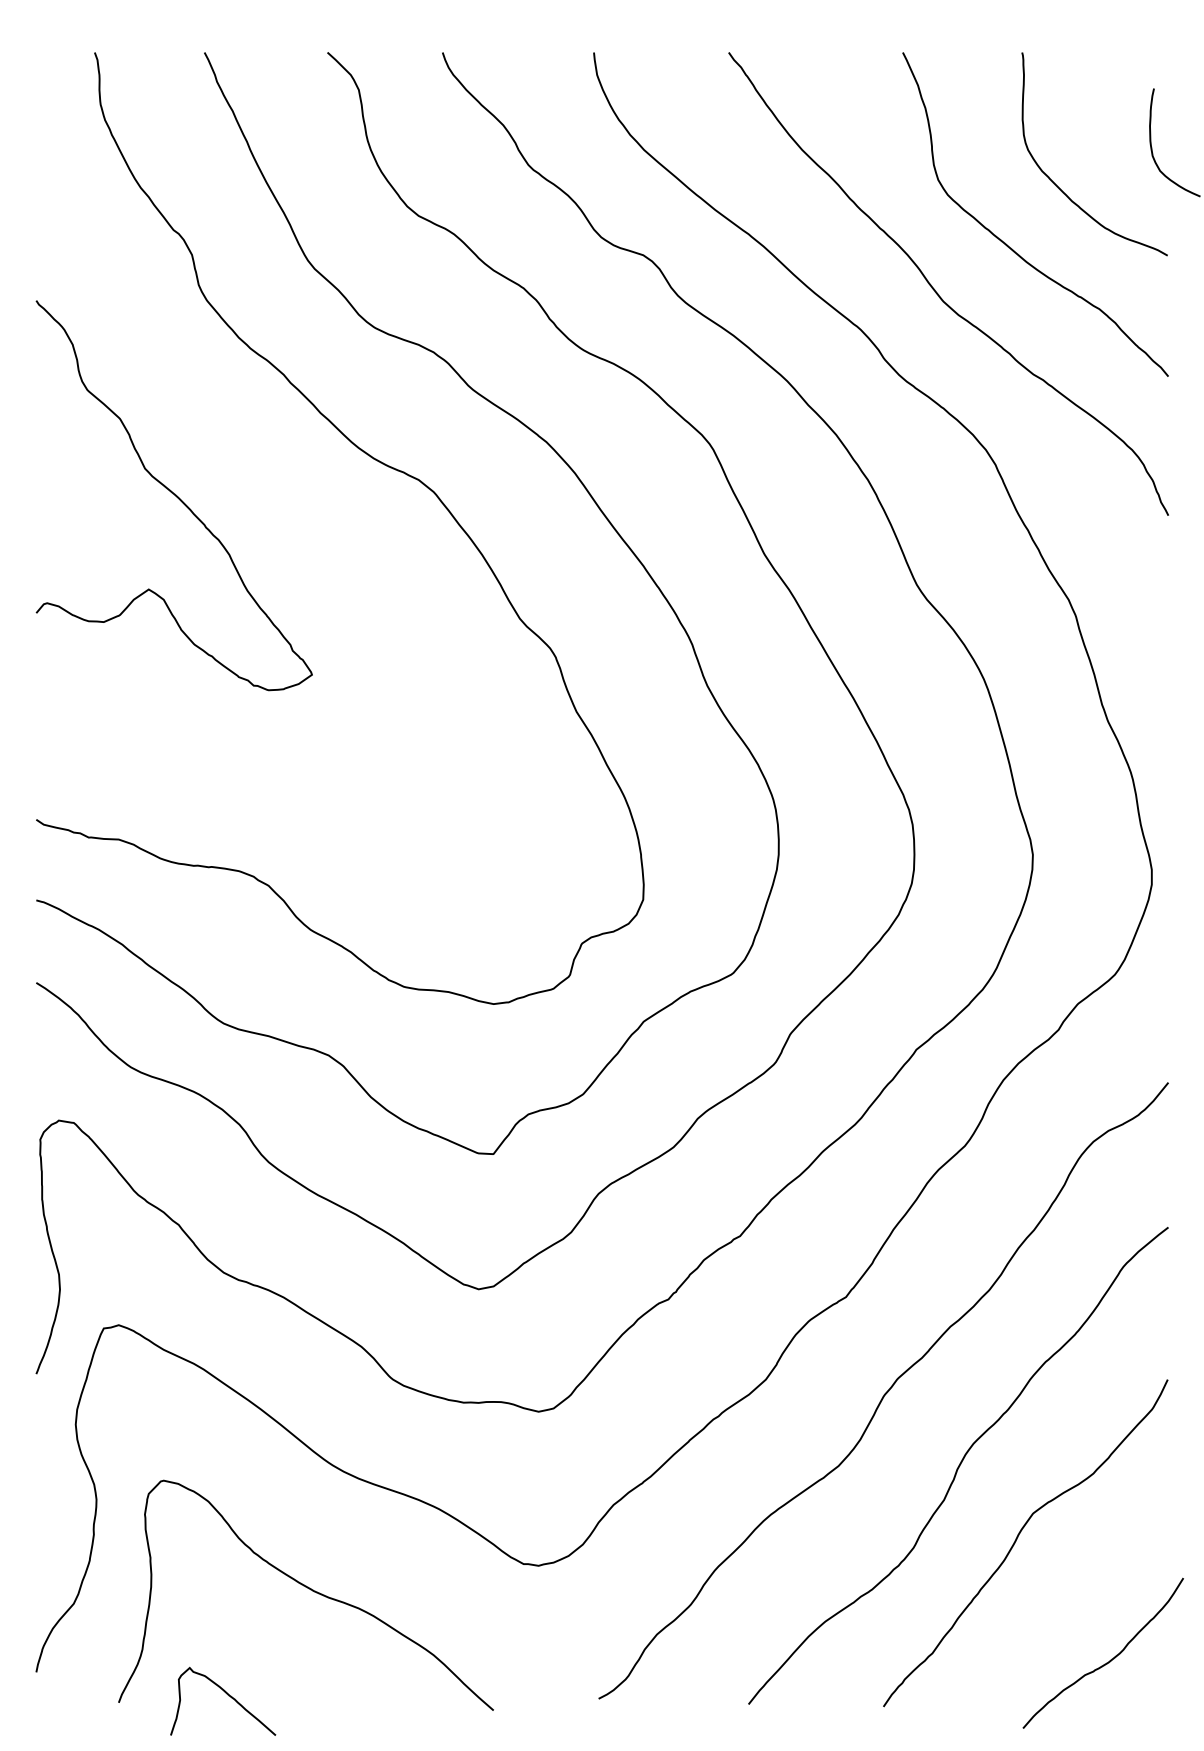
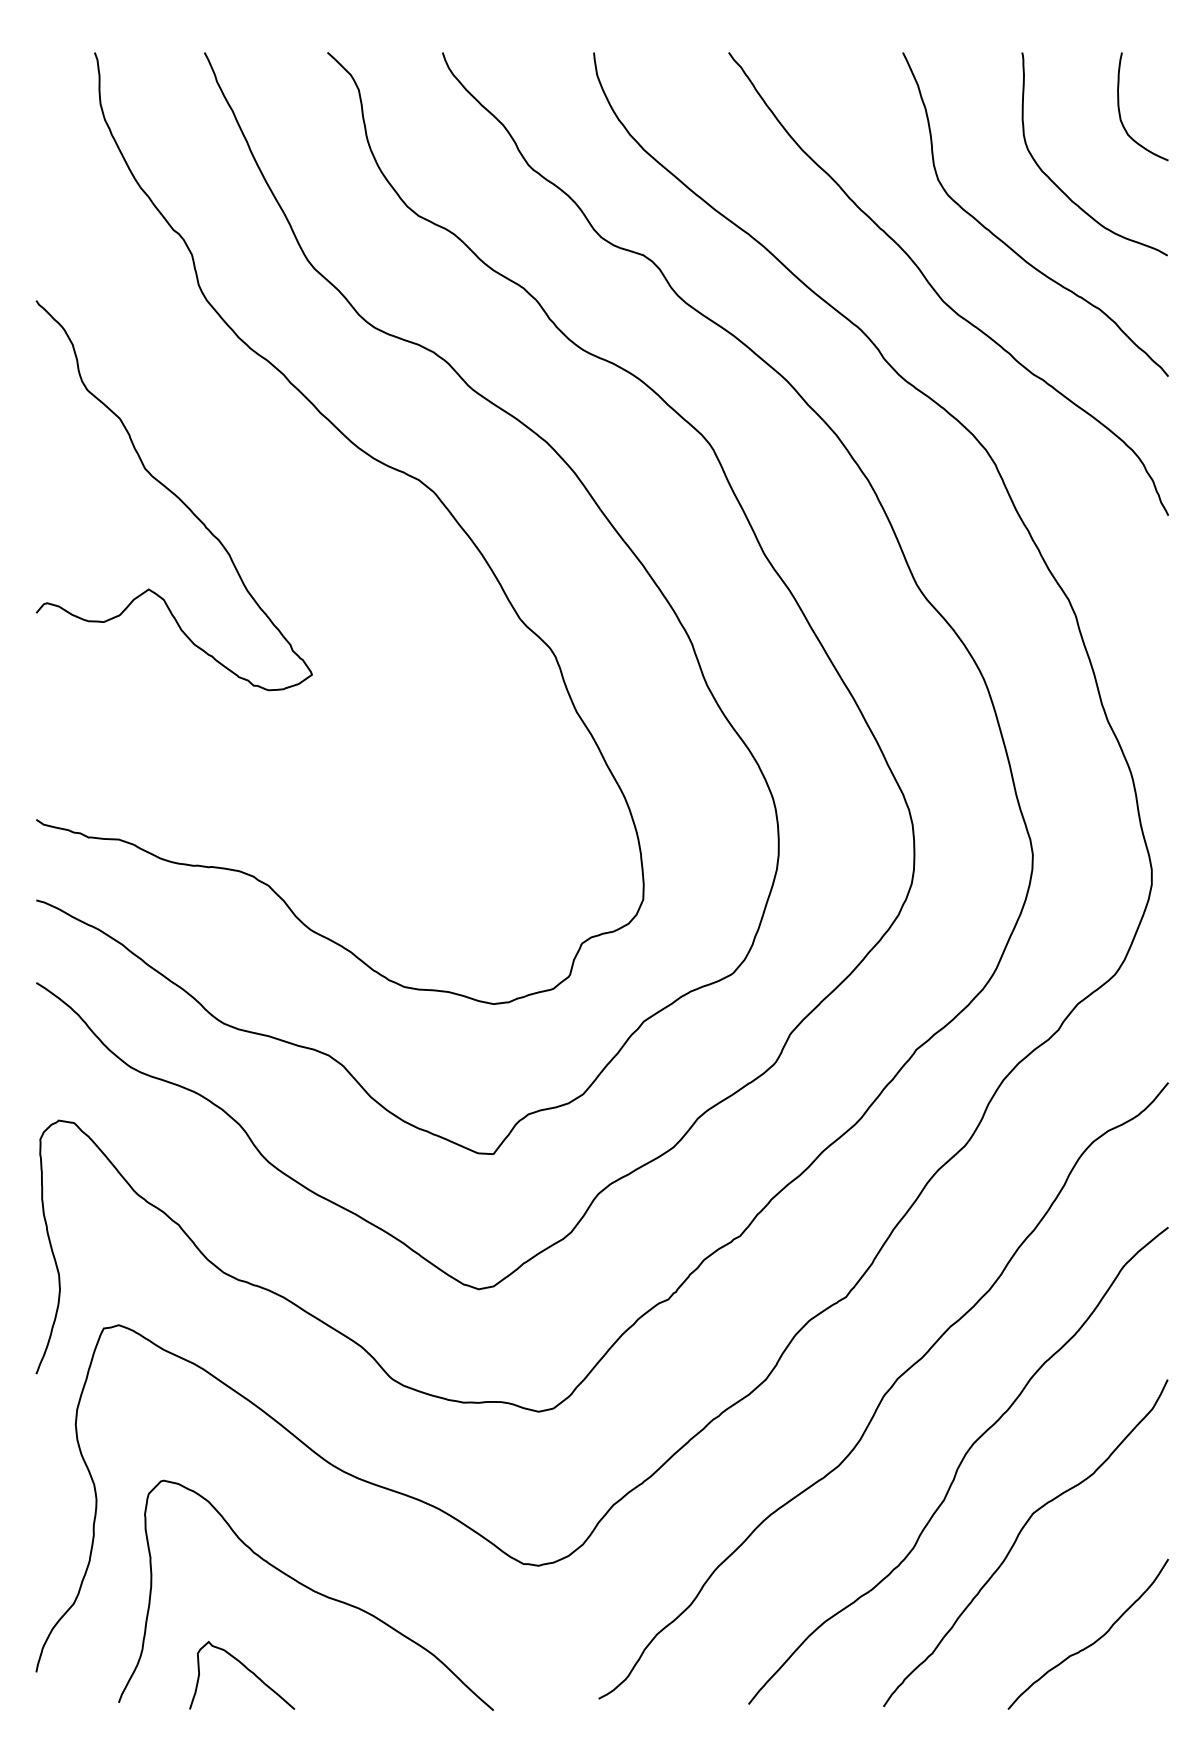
curve position: (1152, 147) -> (1120, 111) (1120, 111)
curve position: (1110, 1659) -> (1095, 1640) (1095, 1640)
curve position: (227, 1695) -> (246, 1669) (246, 1669)
